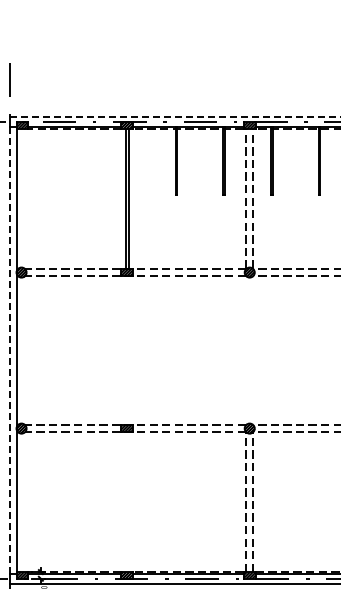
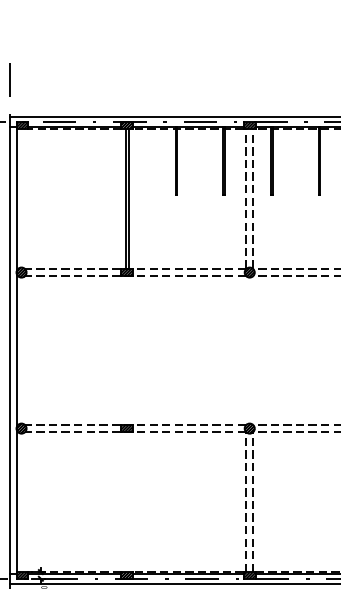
line: dashed -> solid (175, 117)
line: dashed -> solid (9, 350)
